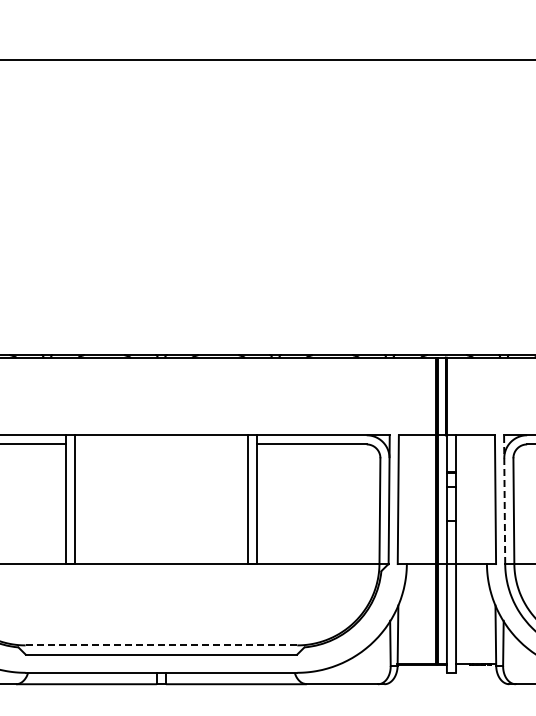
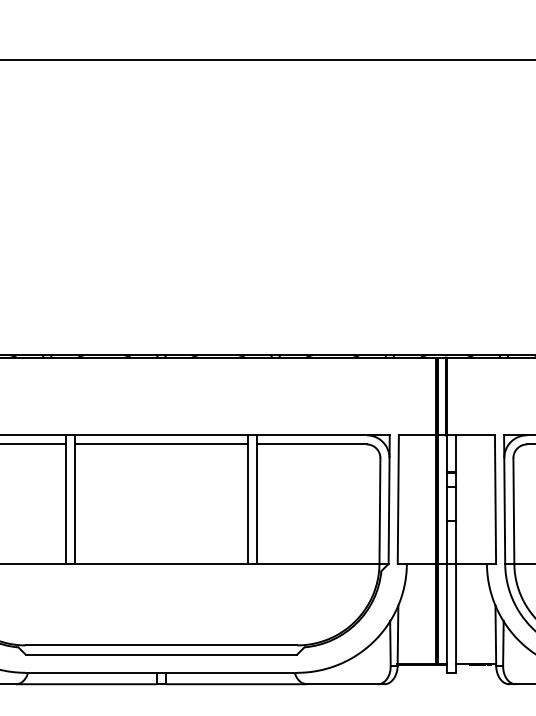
line: none -> present (161, 444)
line: dashed -> solid (504, 499)
line: dashed -> solid (161, 645)
